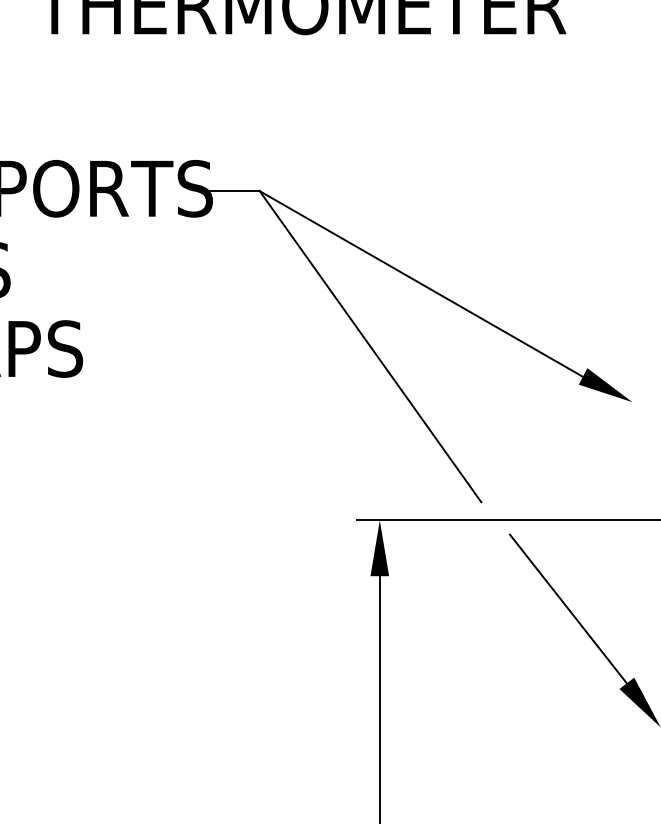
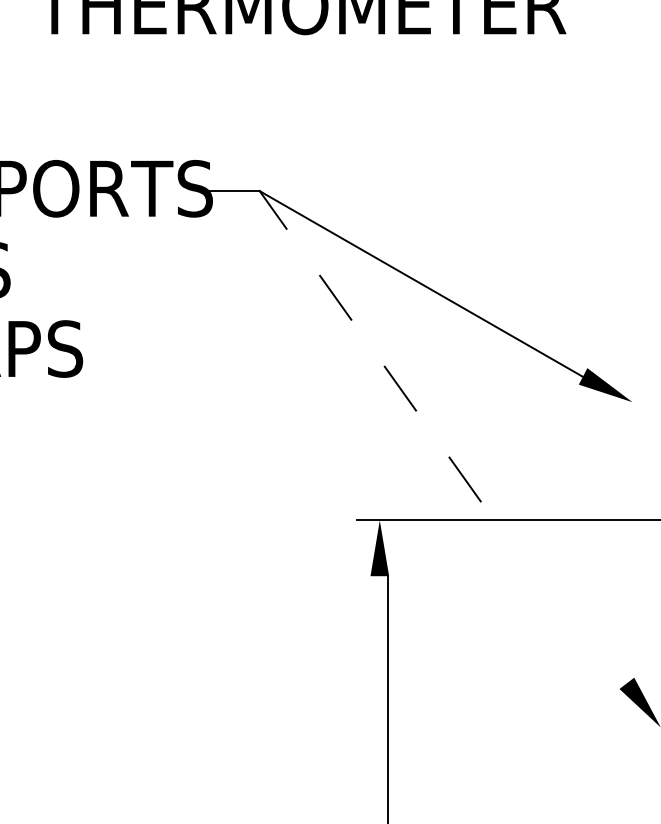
line: solid -> dashed (370, 346)
line: present -> none (567, 608)
line position: (379, 698) -> (387, 698) (387, 698)
